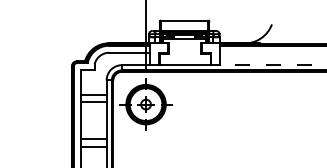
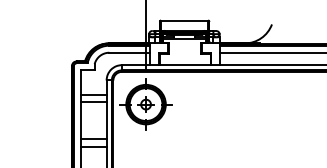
line: none -> present (271, 52)
line: dashed -> solid (273, 65)
